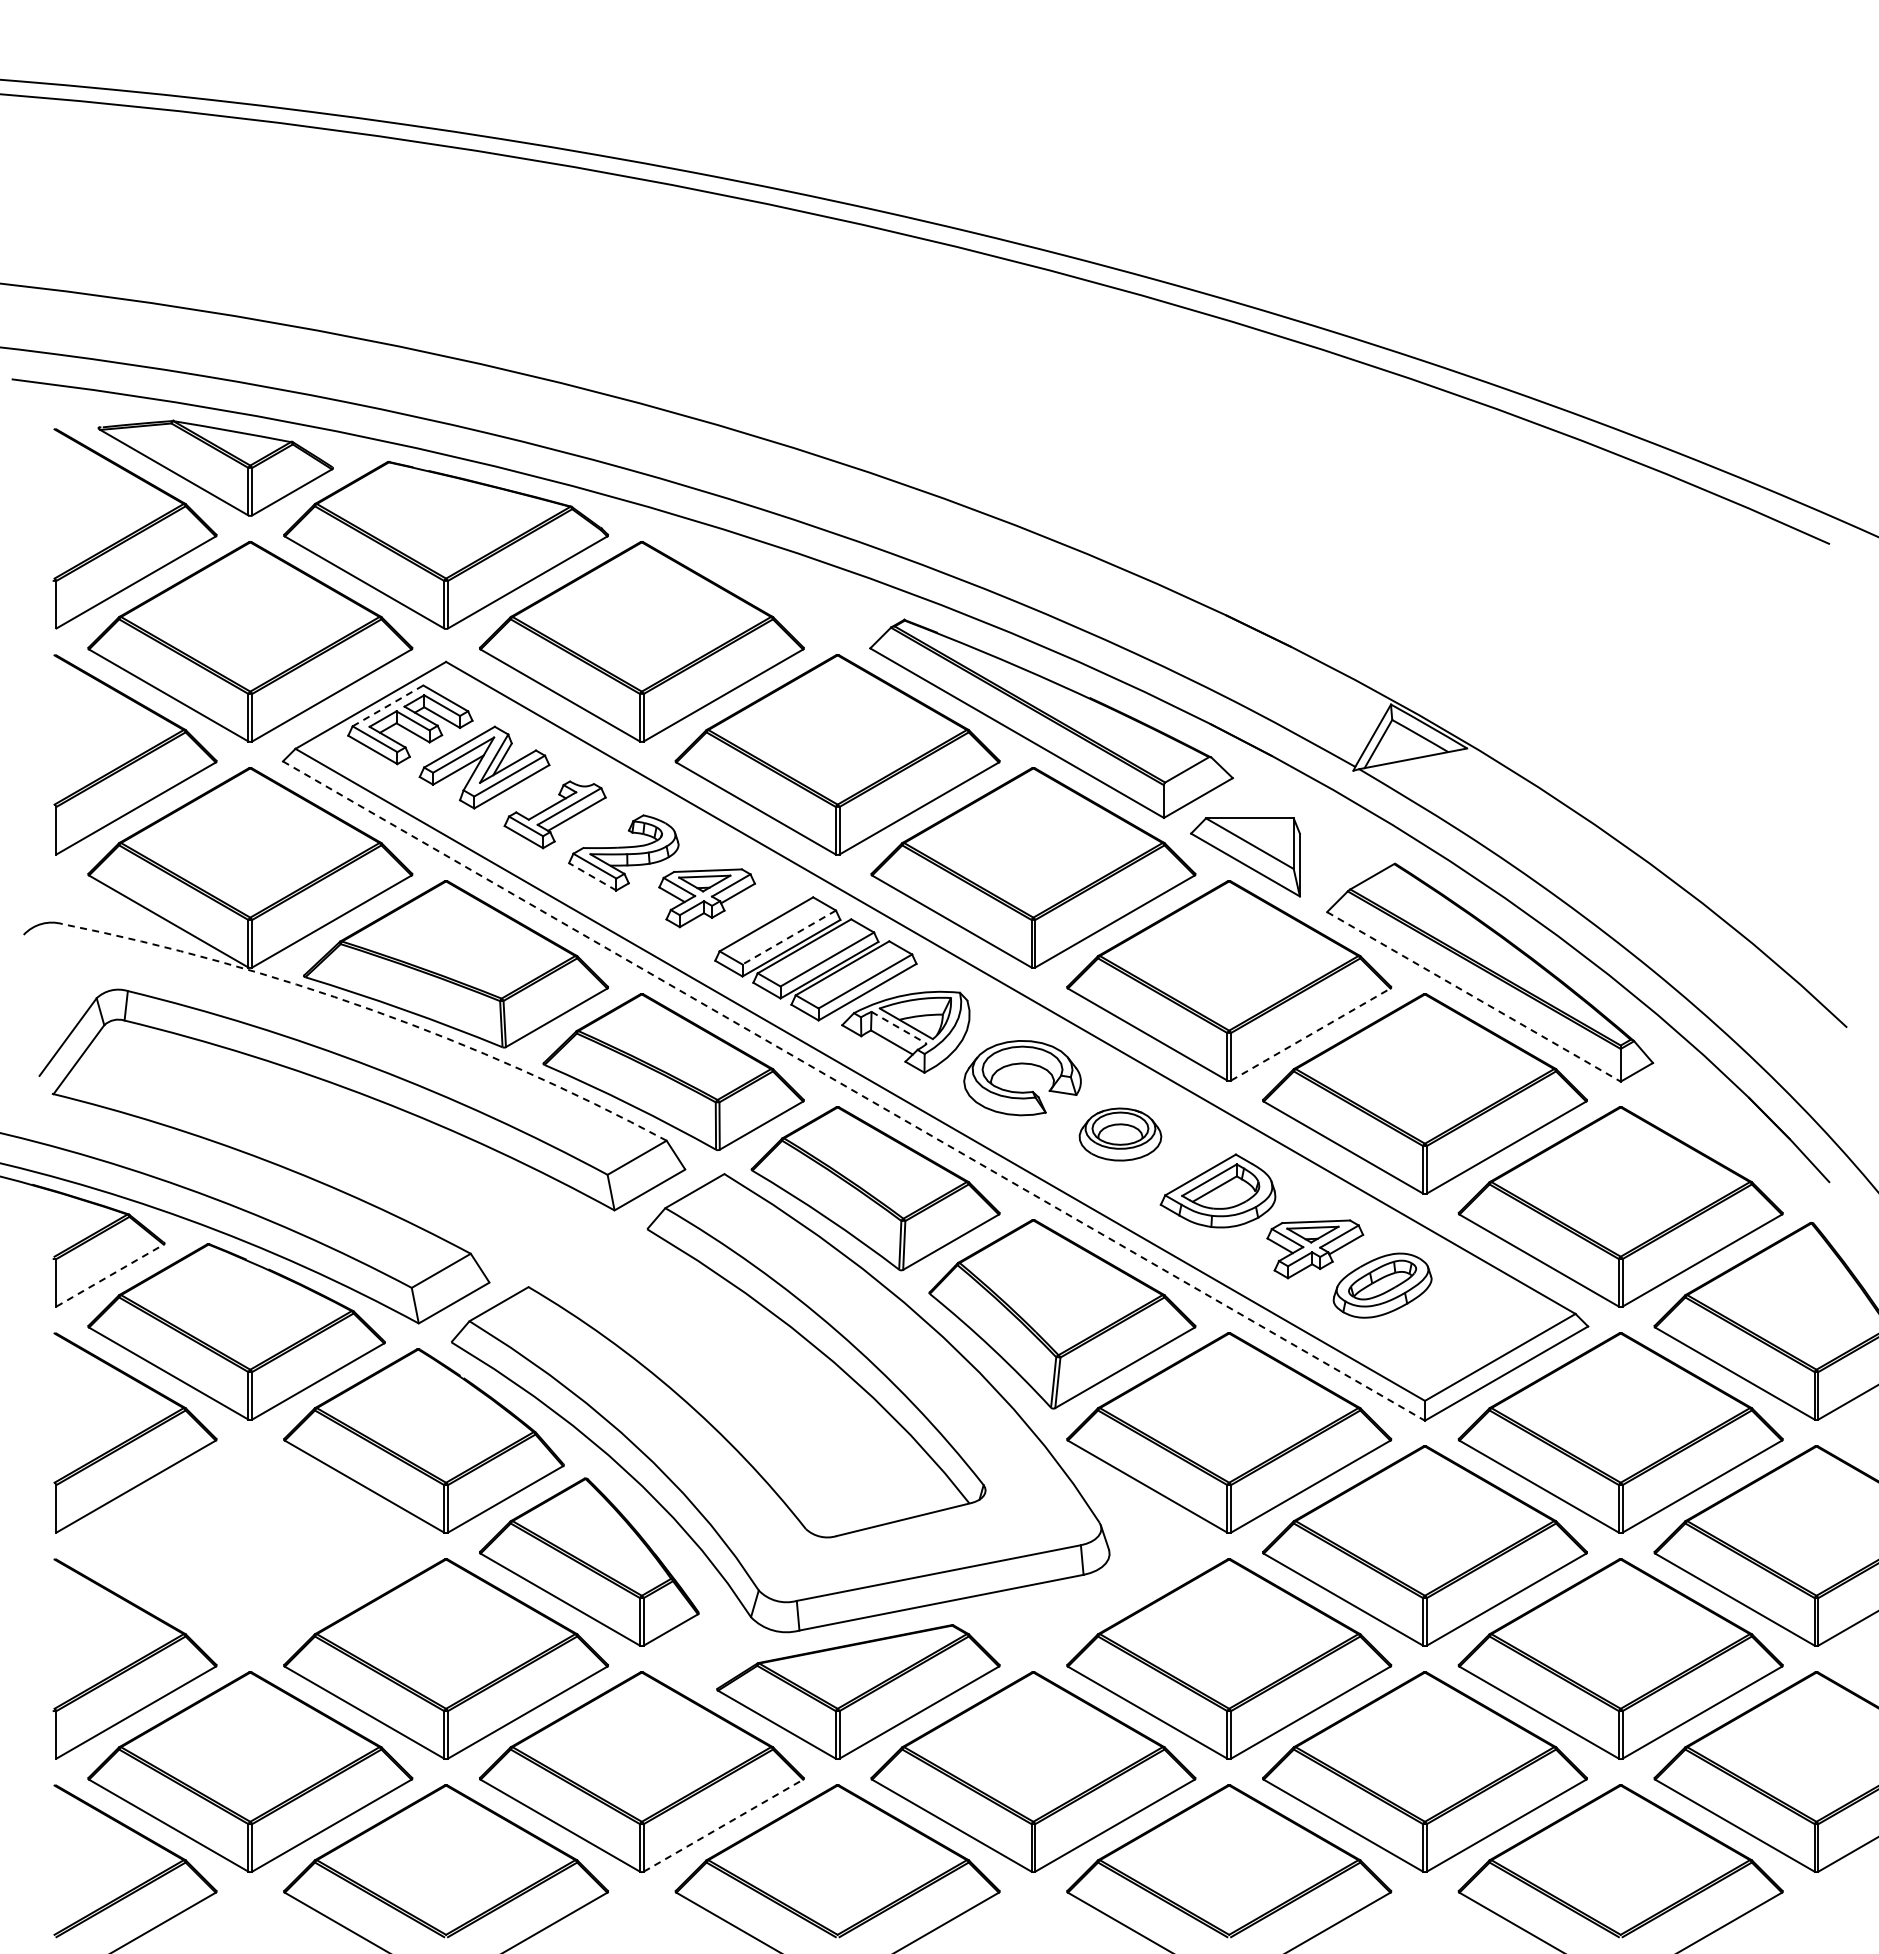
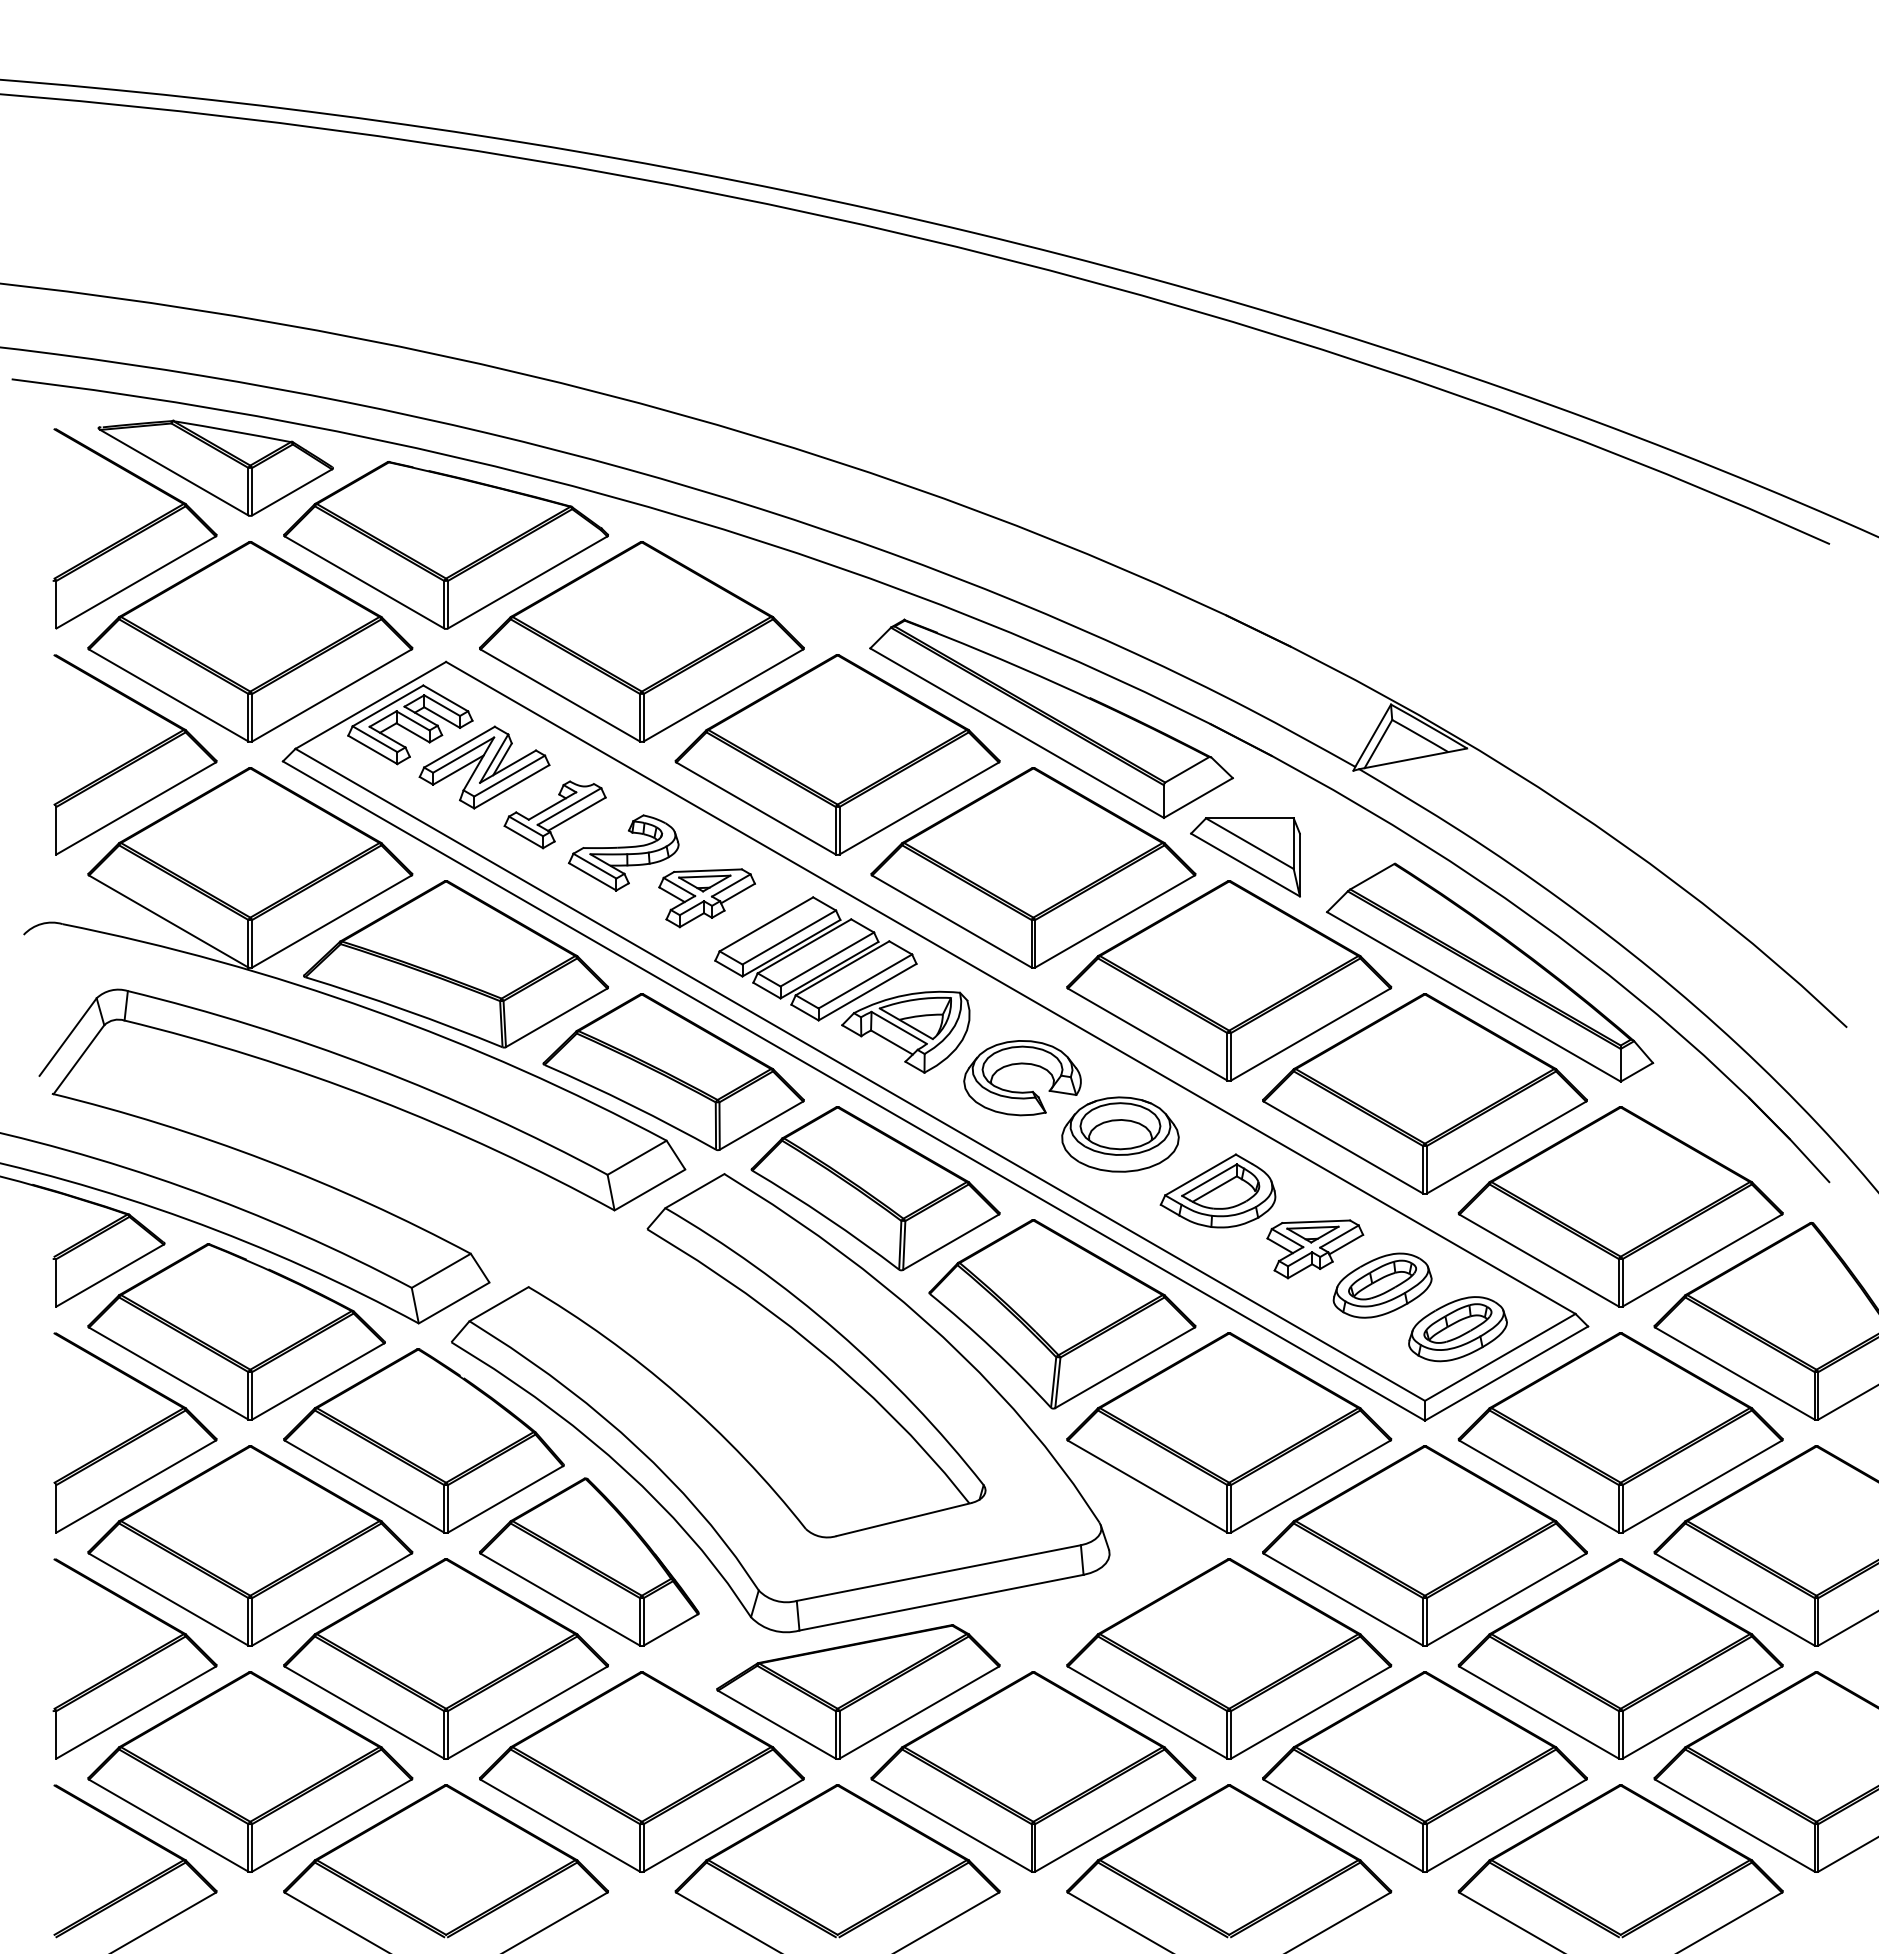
line: dashed -> solid (388, 705)
line: dashed -> solid (592, 876)
line: dashed -> solid (789, 937)
line: dashed -> solid (1473, 996)
arc: dashed -> solid (372, 1010)
line: dashed -> solid (899, 1027)
line: dashed -> solid (1311, 1034)
line: dashed -> solid (854, 1091)
part size: 85x55 px -> 119x77 px (1120, 1134)
line: dashed -> solid (110, 1275)
part: none -> present (1457, 1329)
part: none -> present (250, 1545)
line: dashed -> solid (723, 1825)
